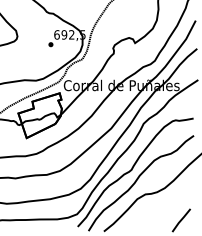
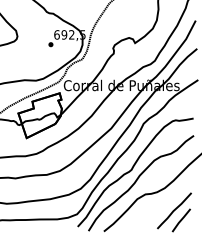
part: none -> present (174, 210)
